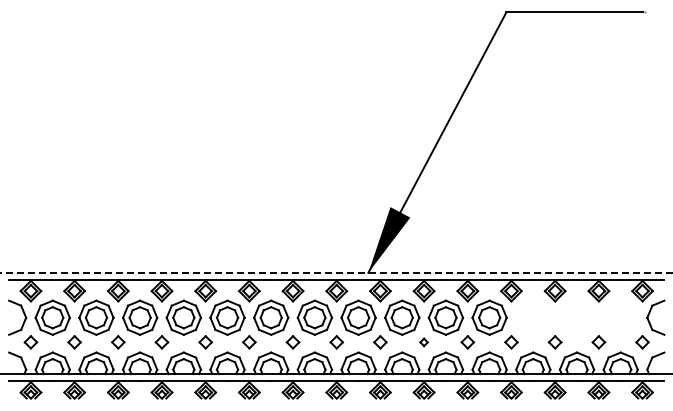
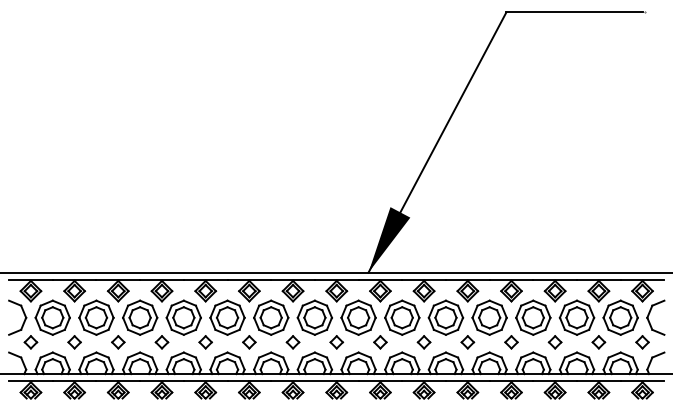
line: dashed -> solid (336, 272)
part: none -> present (576, 317)
part size: 10x11 px -> 16x15 px (423, 342)
